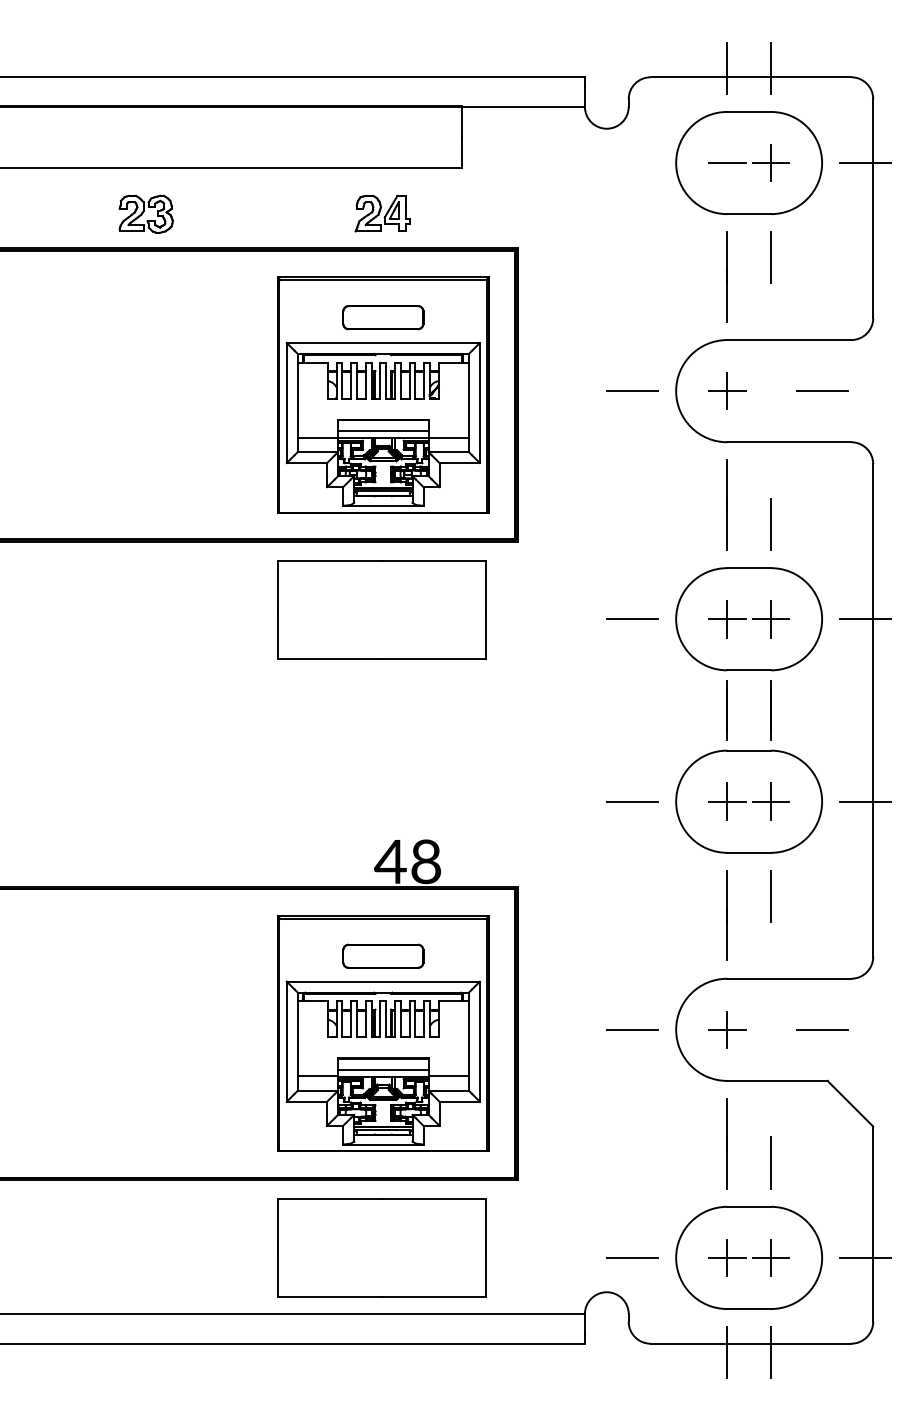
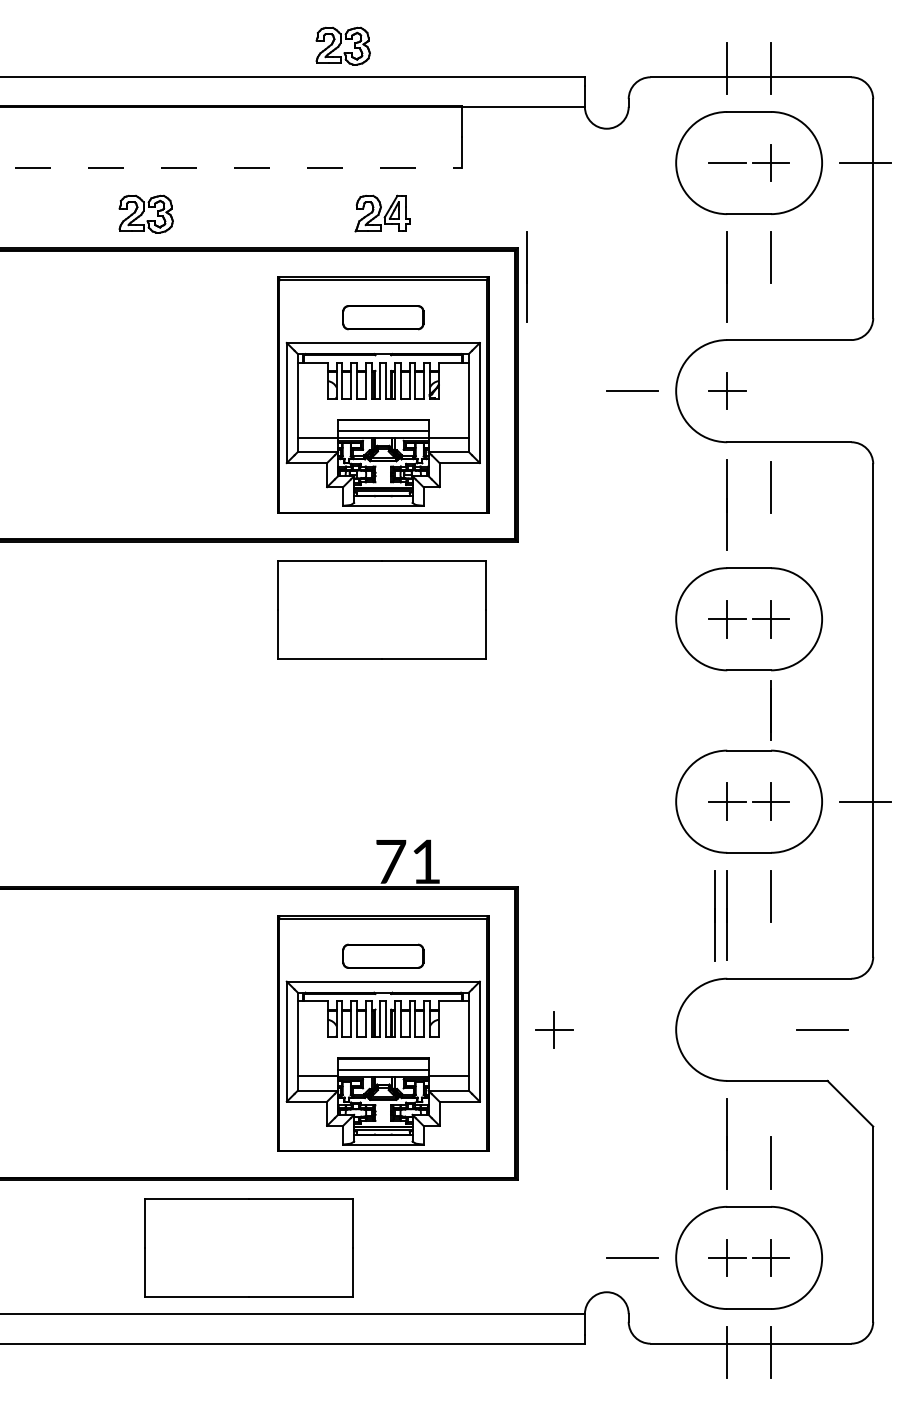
part: none -> present (342, 45)
line: solid -> dashed (231, 167)
line: none -> present (526, 276)
line: present -> none (822, 390)
line position: (770, 524) -> (770, 487) (770, 487)
line: present -> none (631, 619)
line: present -> none (865, 619)
line: present -> none (726, 710)
line: present -> none (631, 801)
text: 48 -> 71 (407, 861)
line: none -> present (714, 915)
line: present -> none (631, 1029)
part position: (727, 1029) -> (554, 1029) (554, 1029)
part position: (381, 1247) -> (248, 1247) (248, 1247)
line: present -> none (865, 1257)
